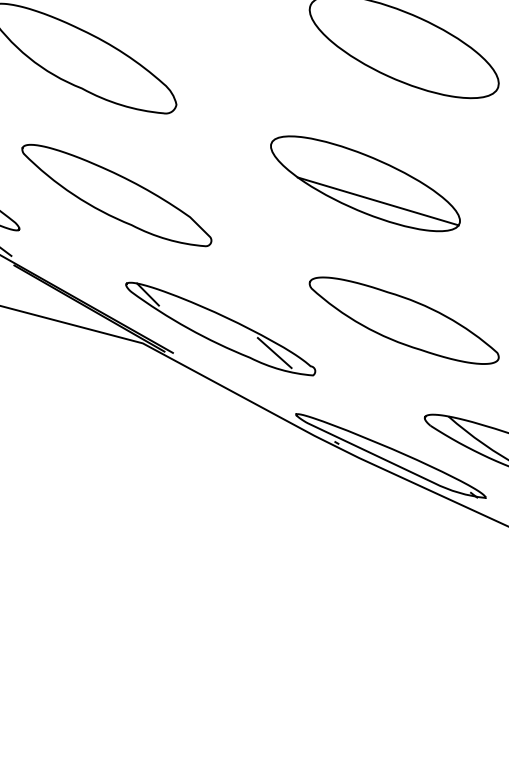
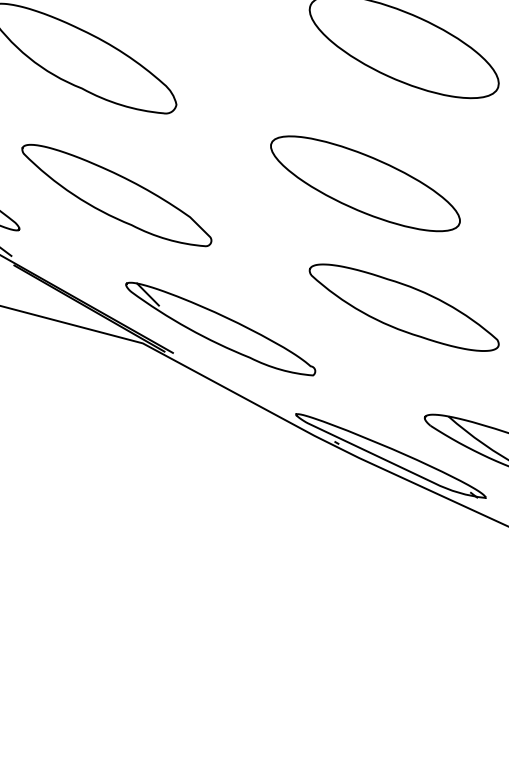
line: present -> none (377, 201)
part position: (403, 320) -> (403, 307) (403, 307)
line: present -> none (274, 353)
